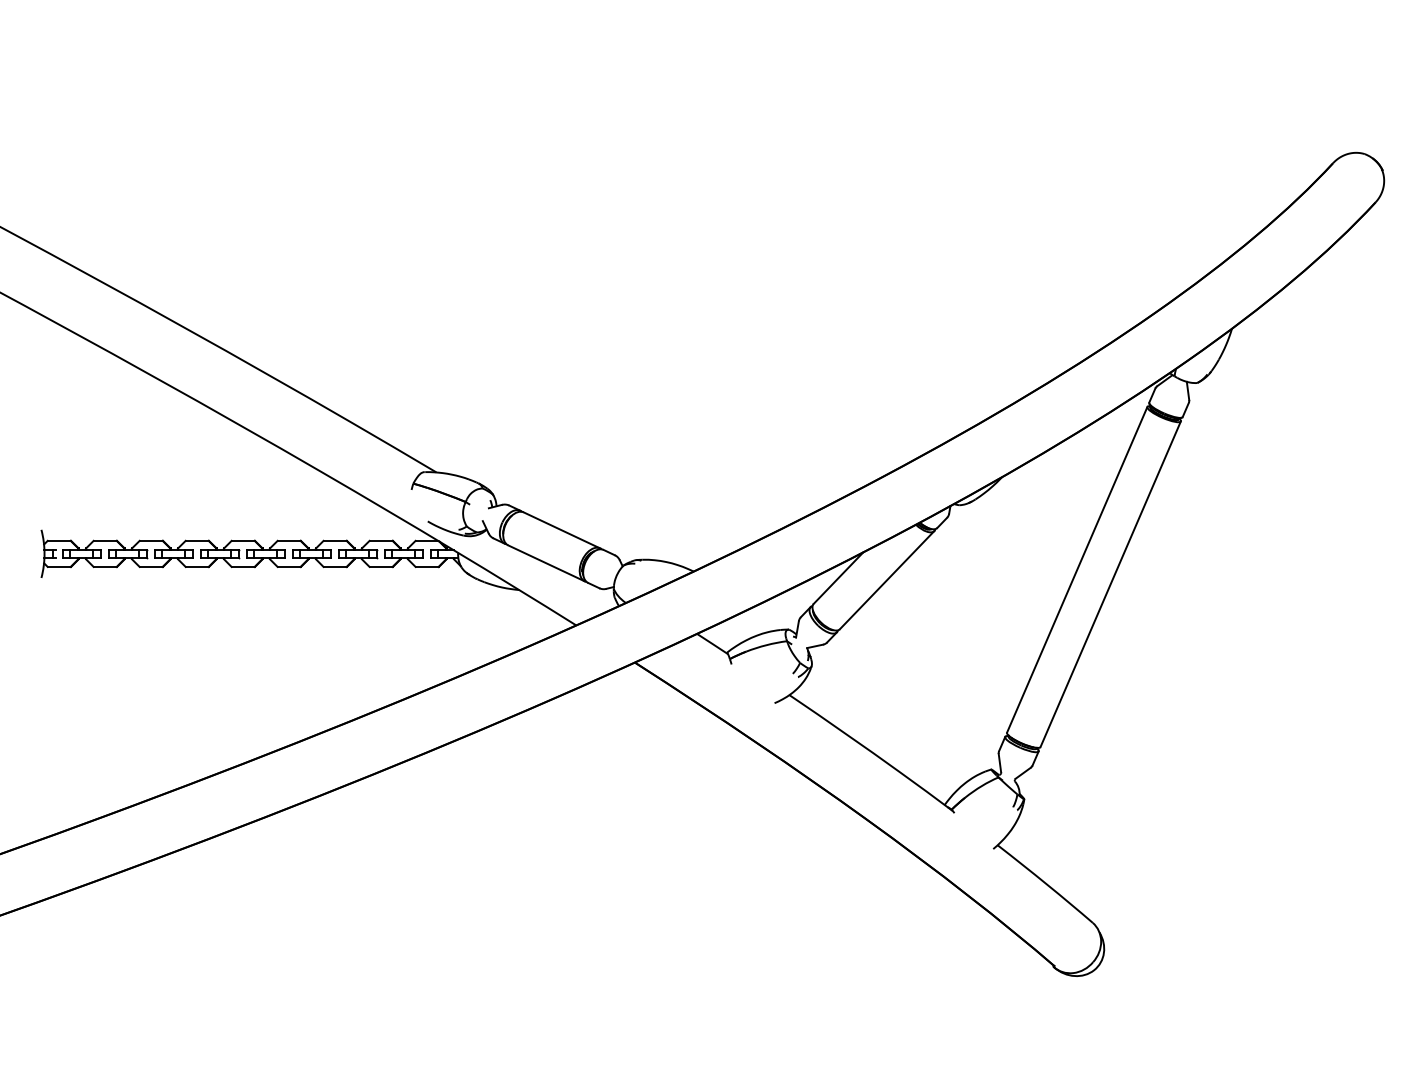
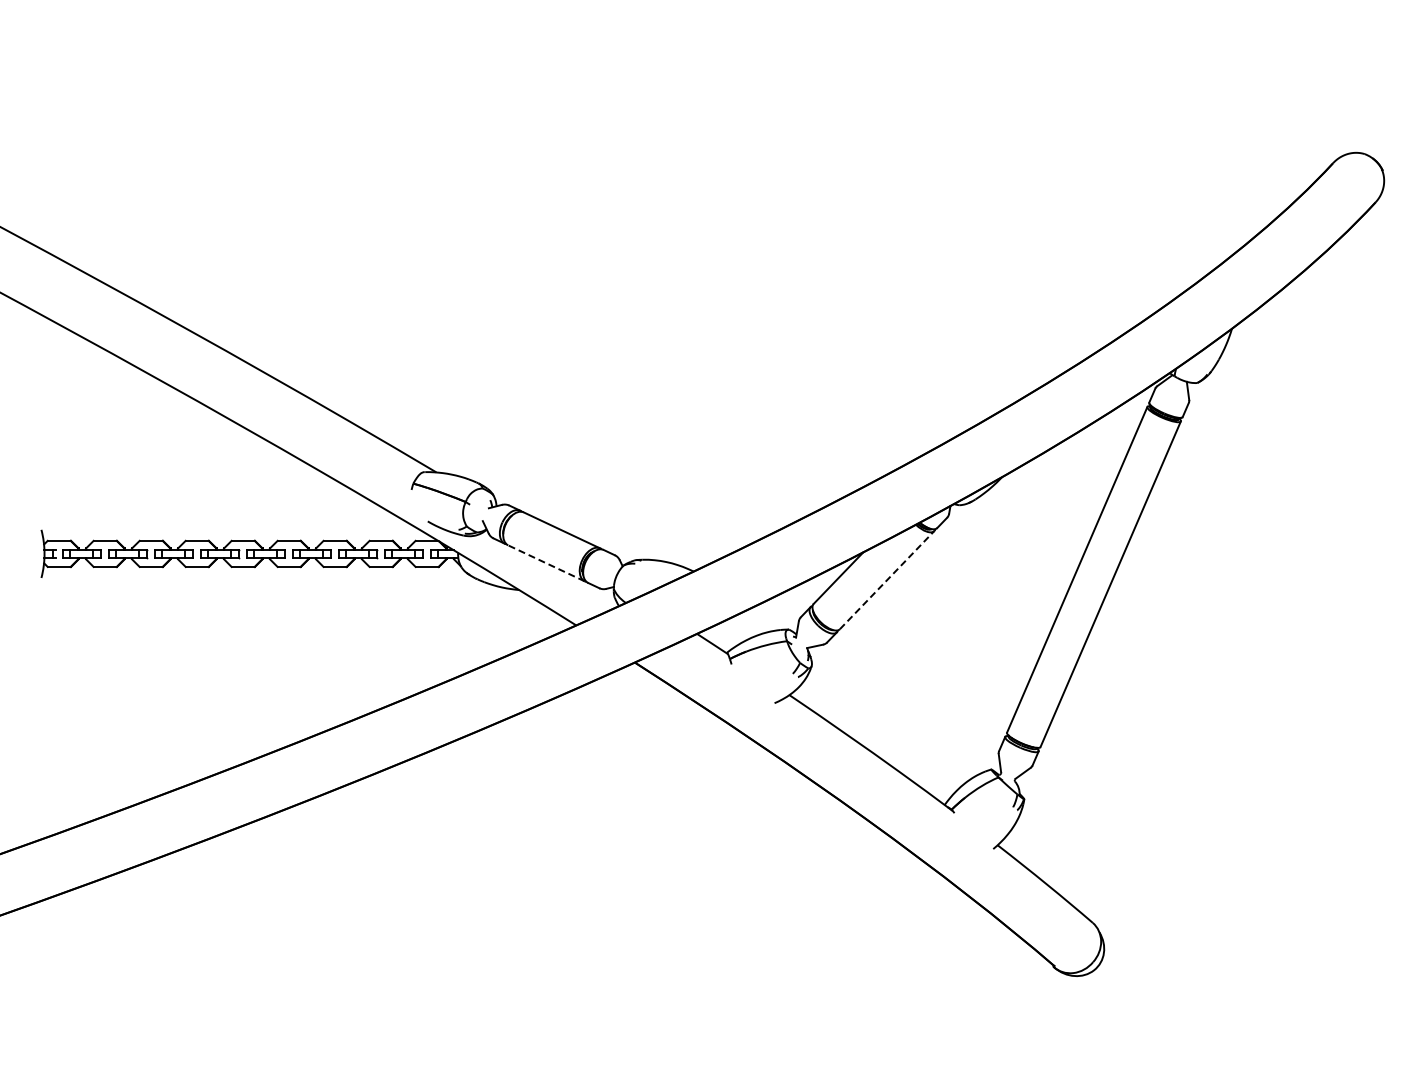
line: solid -> dashed (546, 563)
line: solid -> dashed (887, 579)
